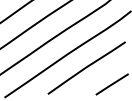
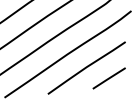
line position: (111, 84) -> (108, 78) (108, 78)
